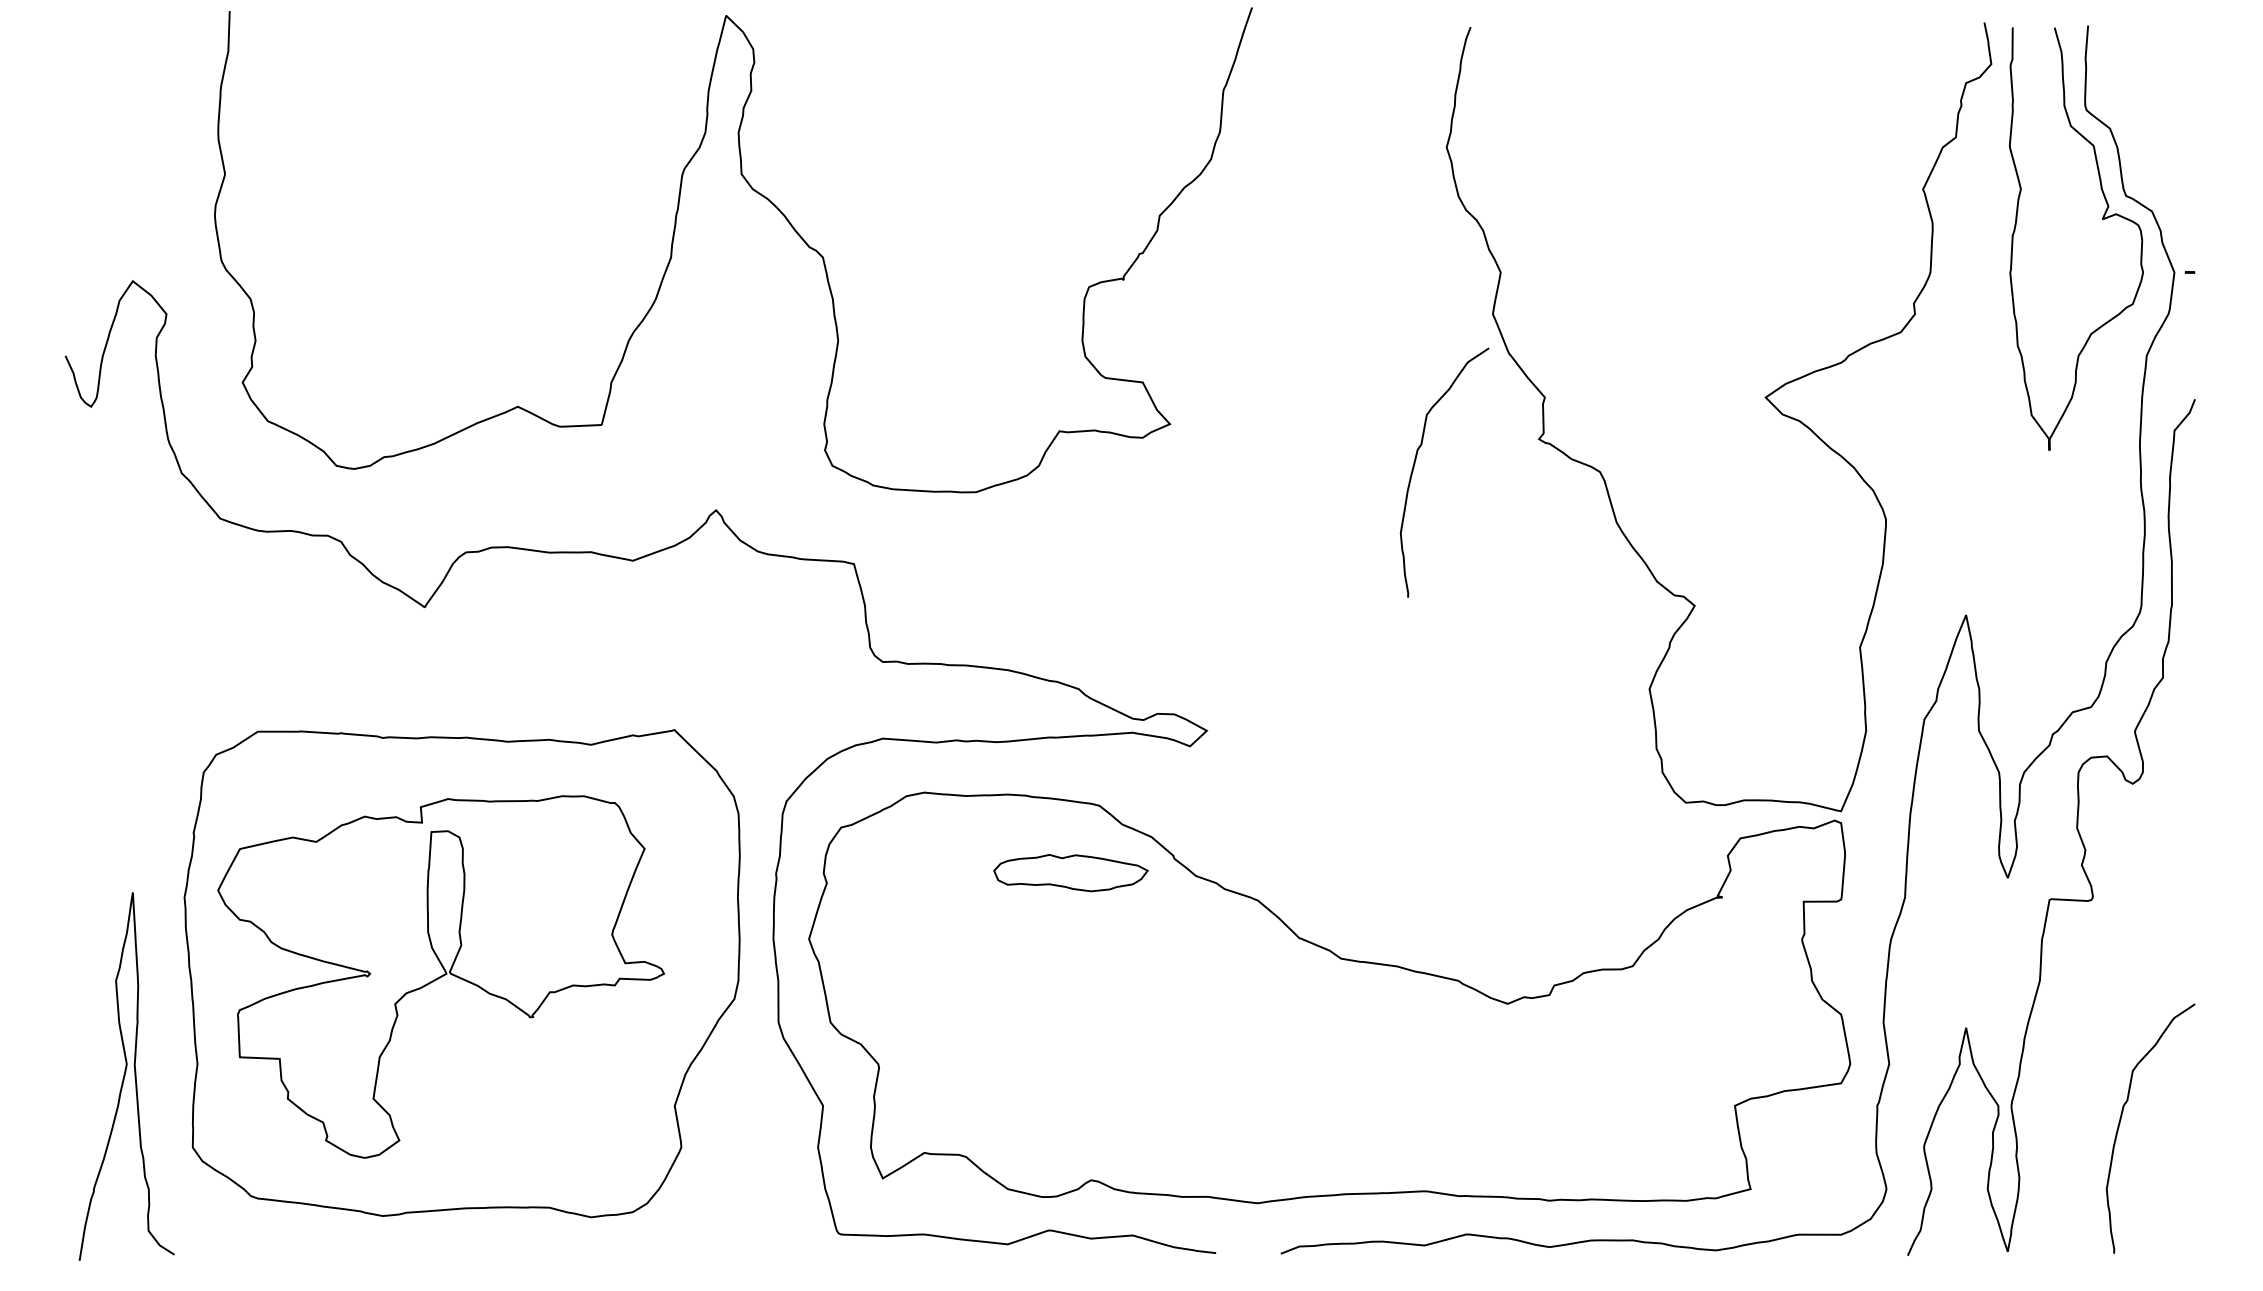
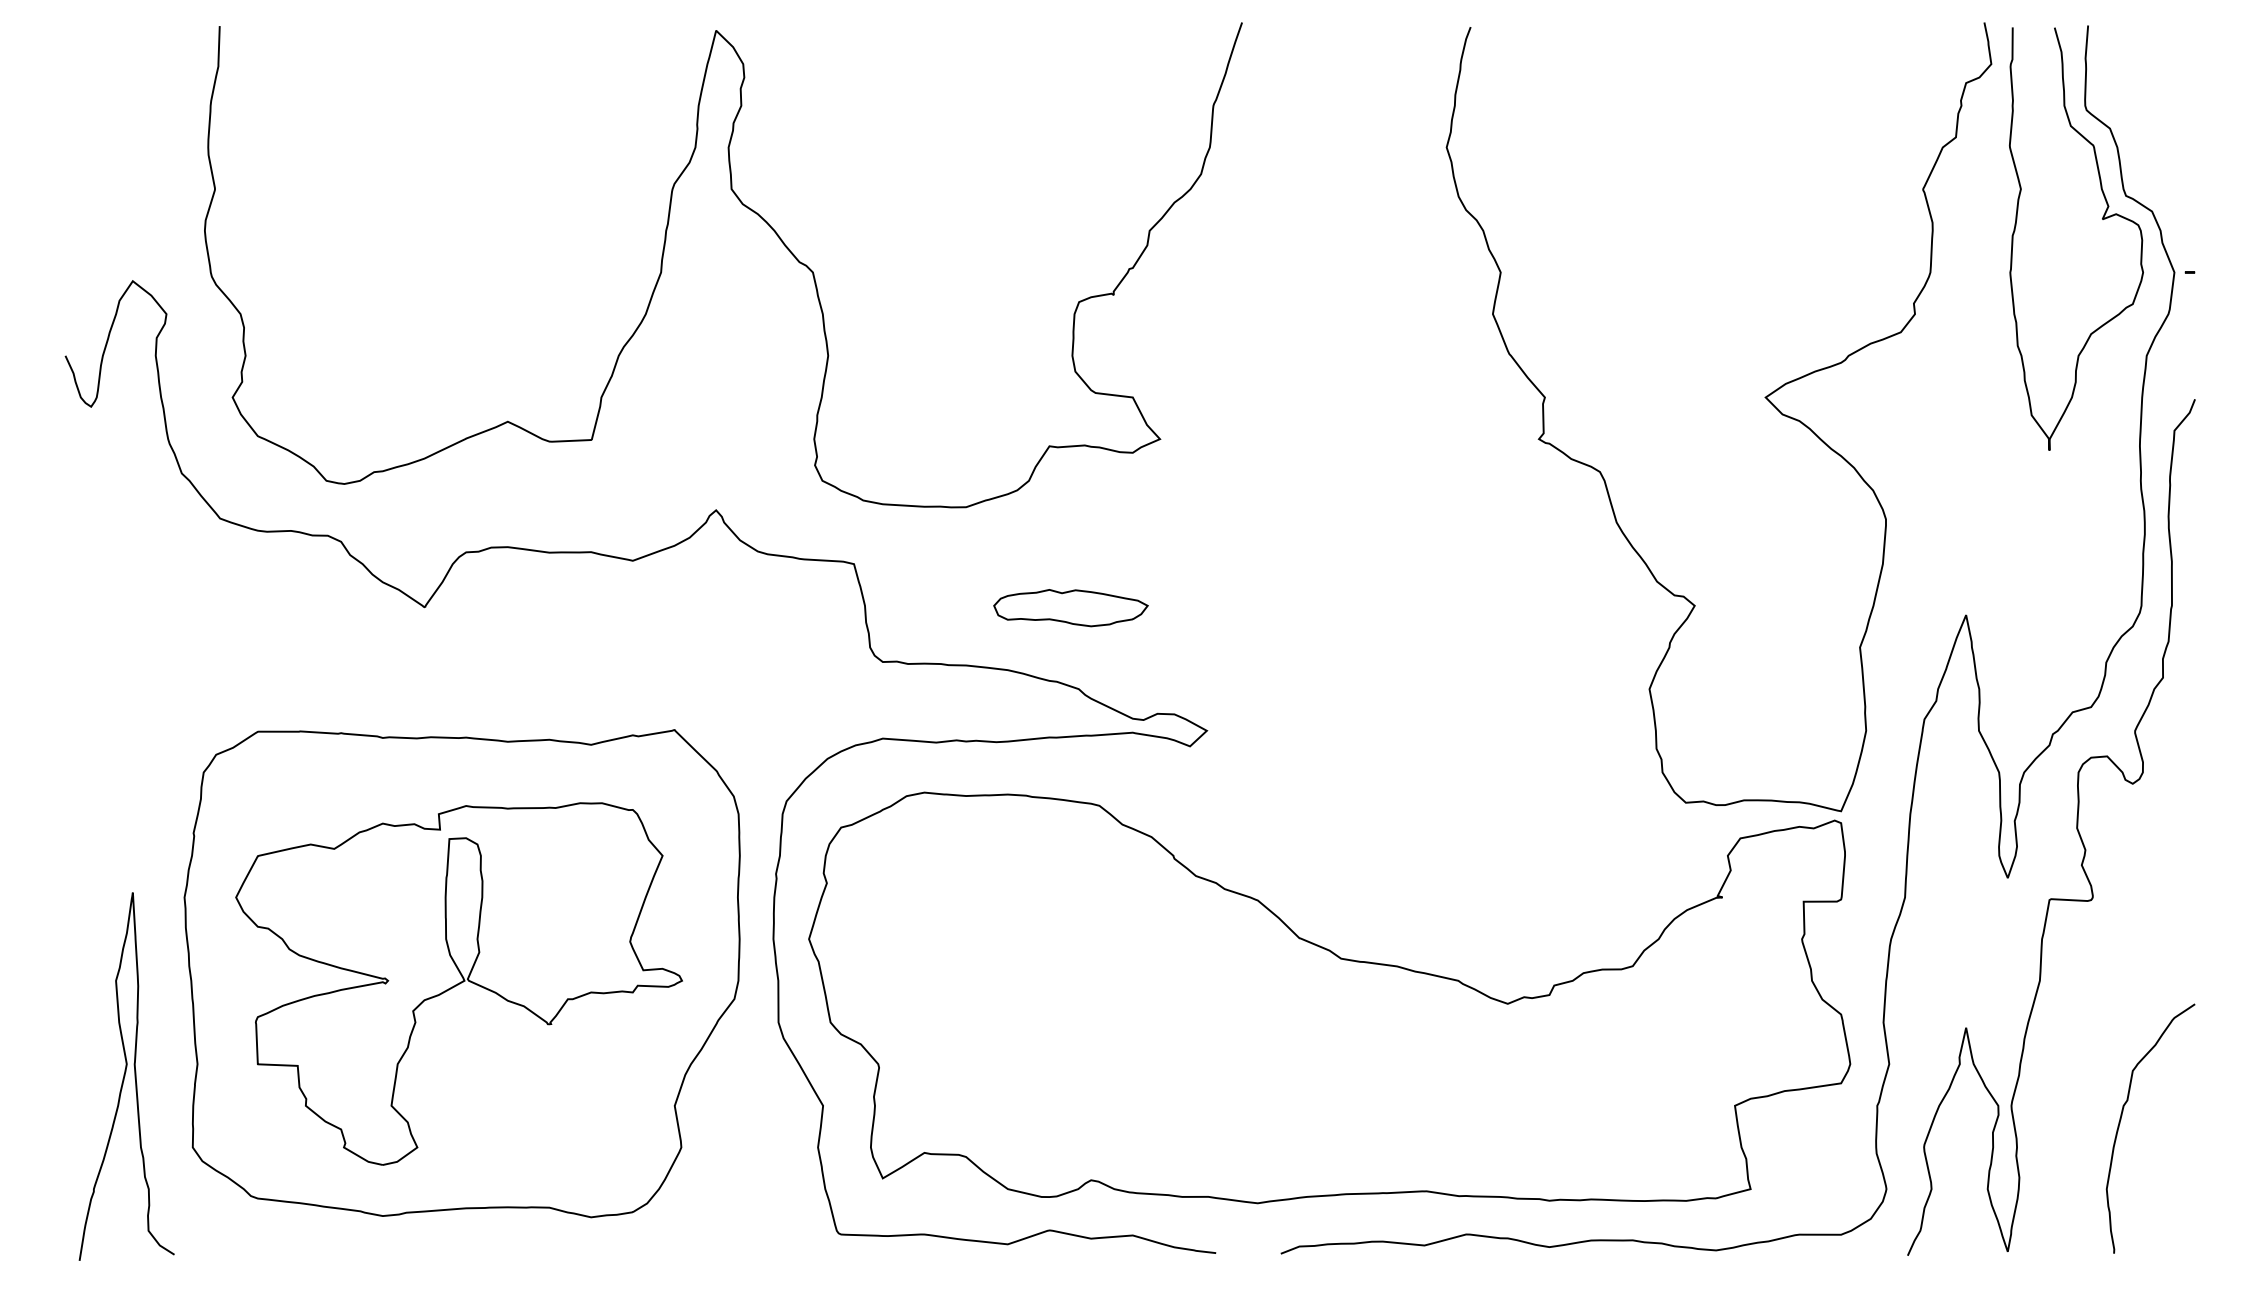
curve position: (781, 214) -> (771, 229) (771, 229)
curve: present -> none (1415, 464)
part position: (1070, 873) -> (1070, 608) (1070, 608)
part position: (440, 976) -> (458, 983) (458, 983)
